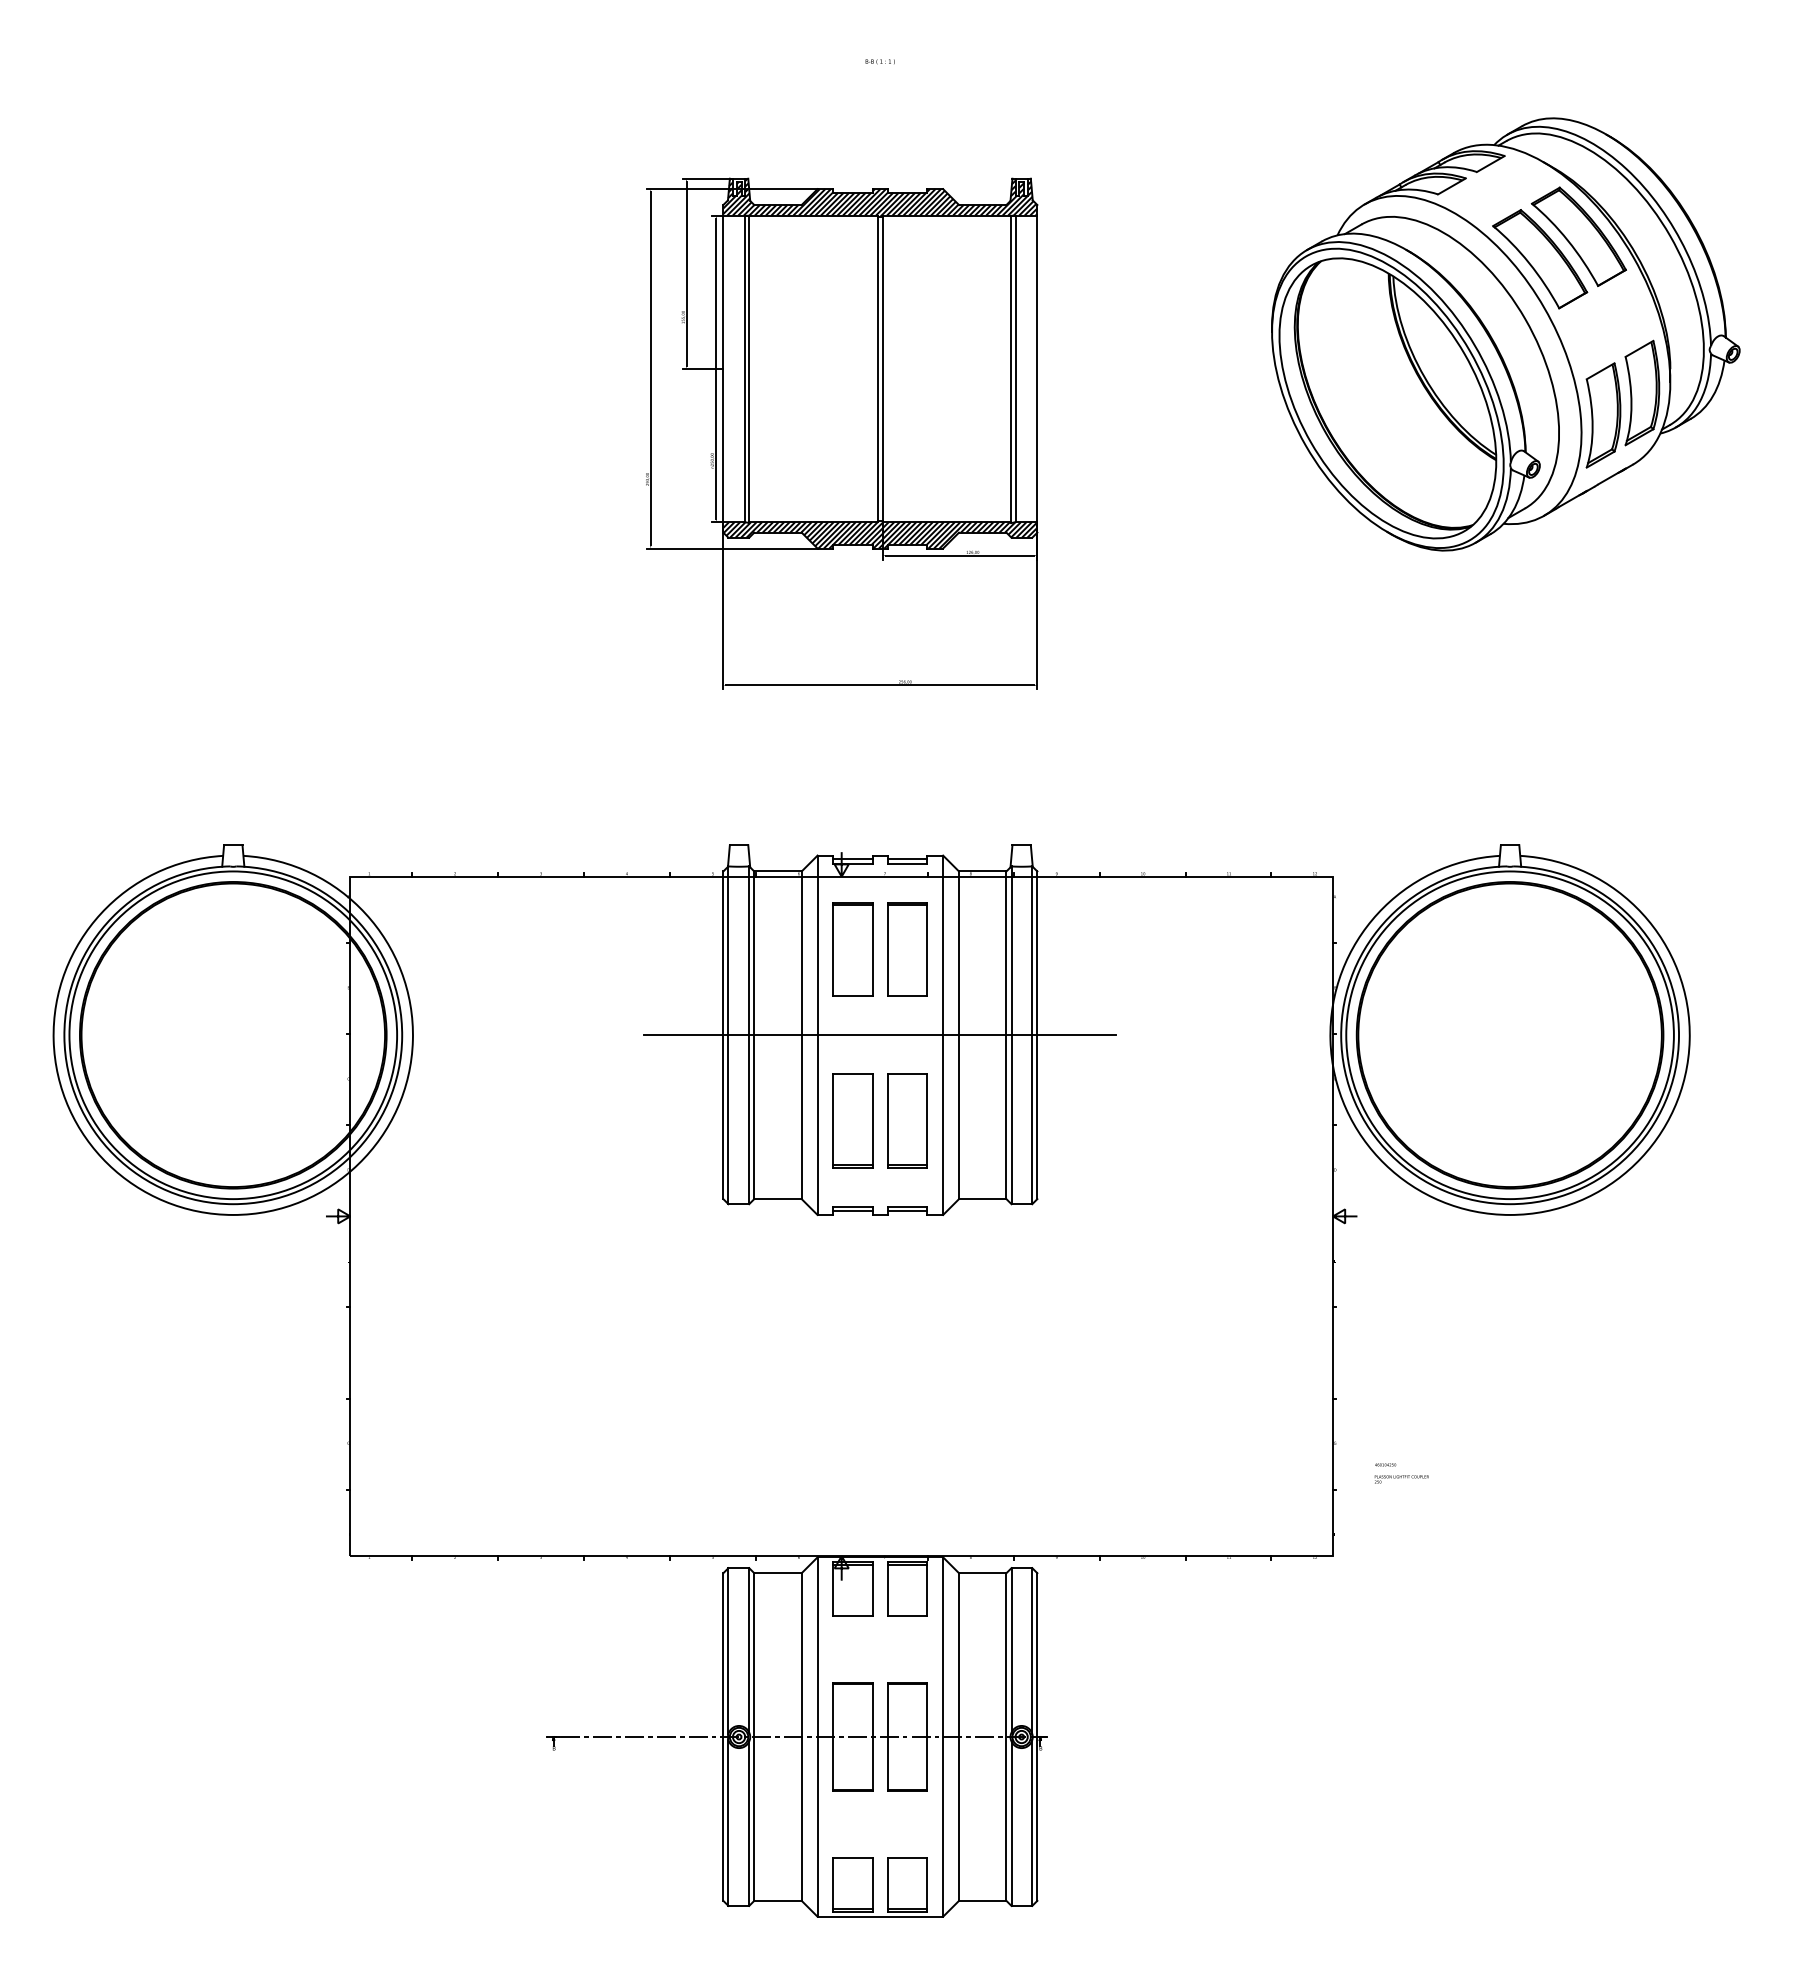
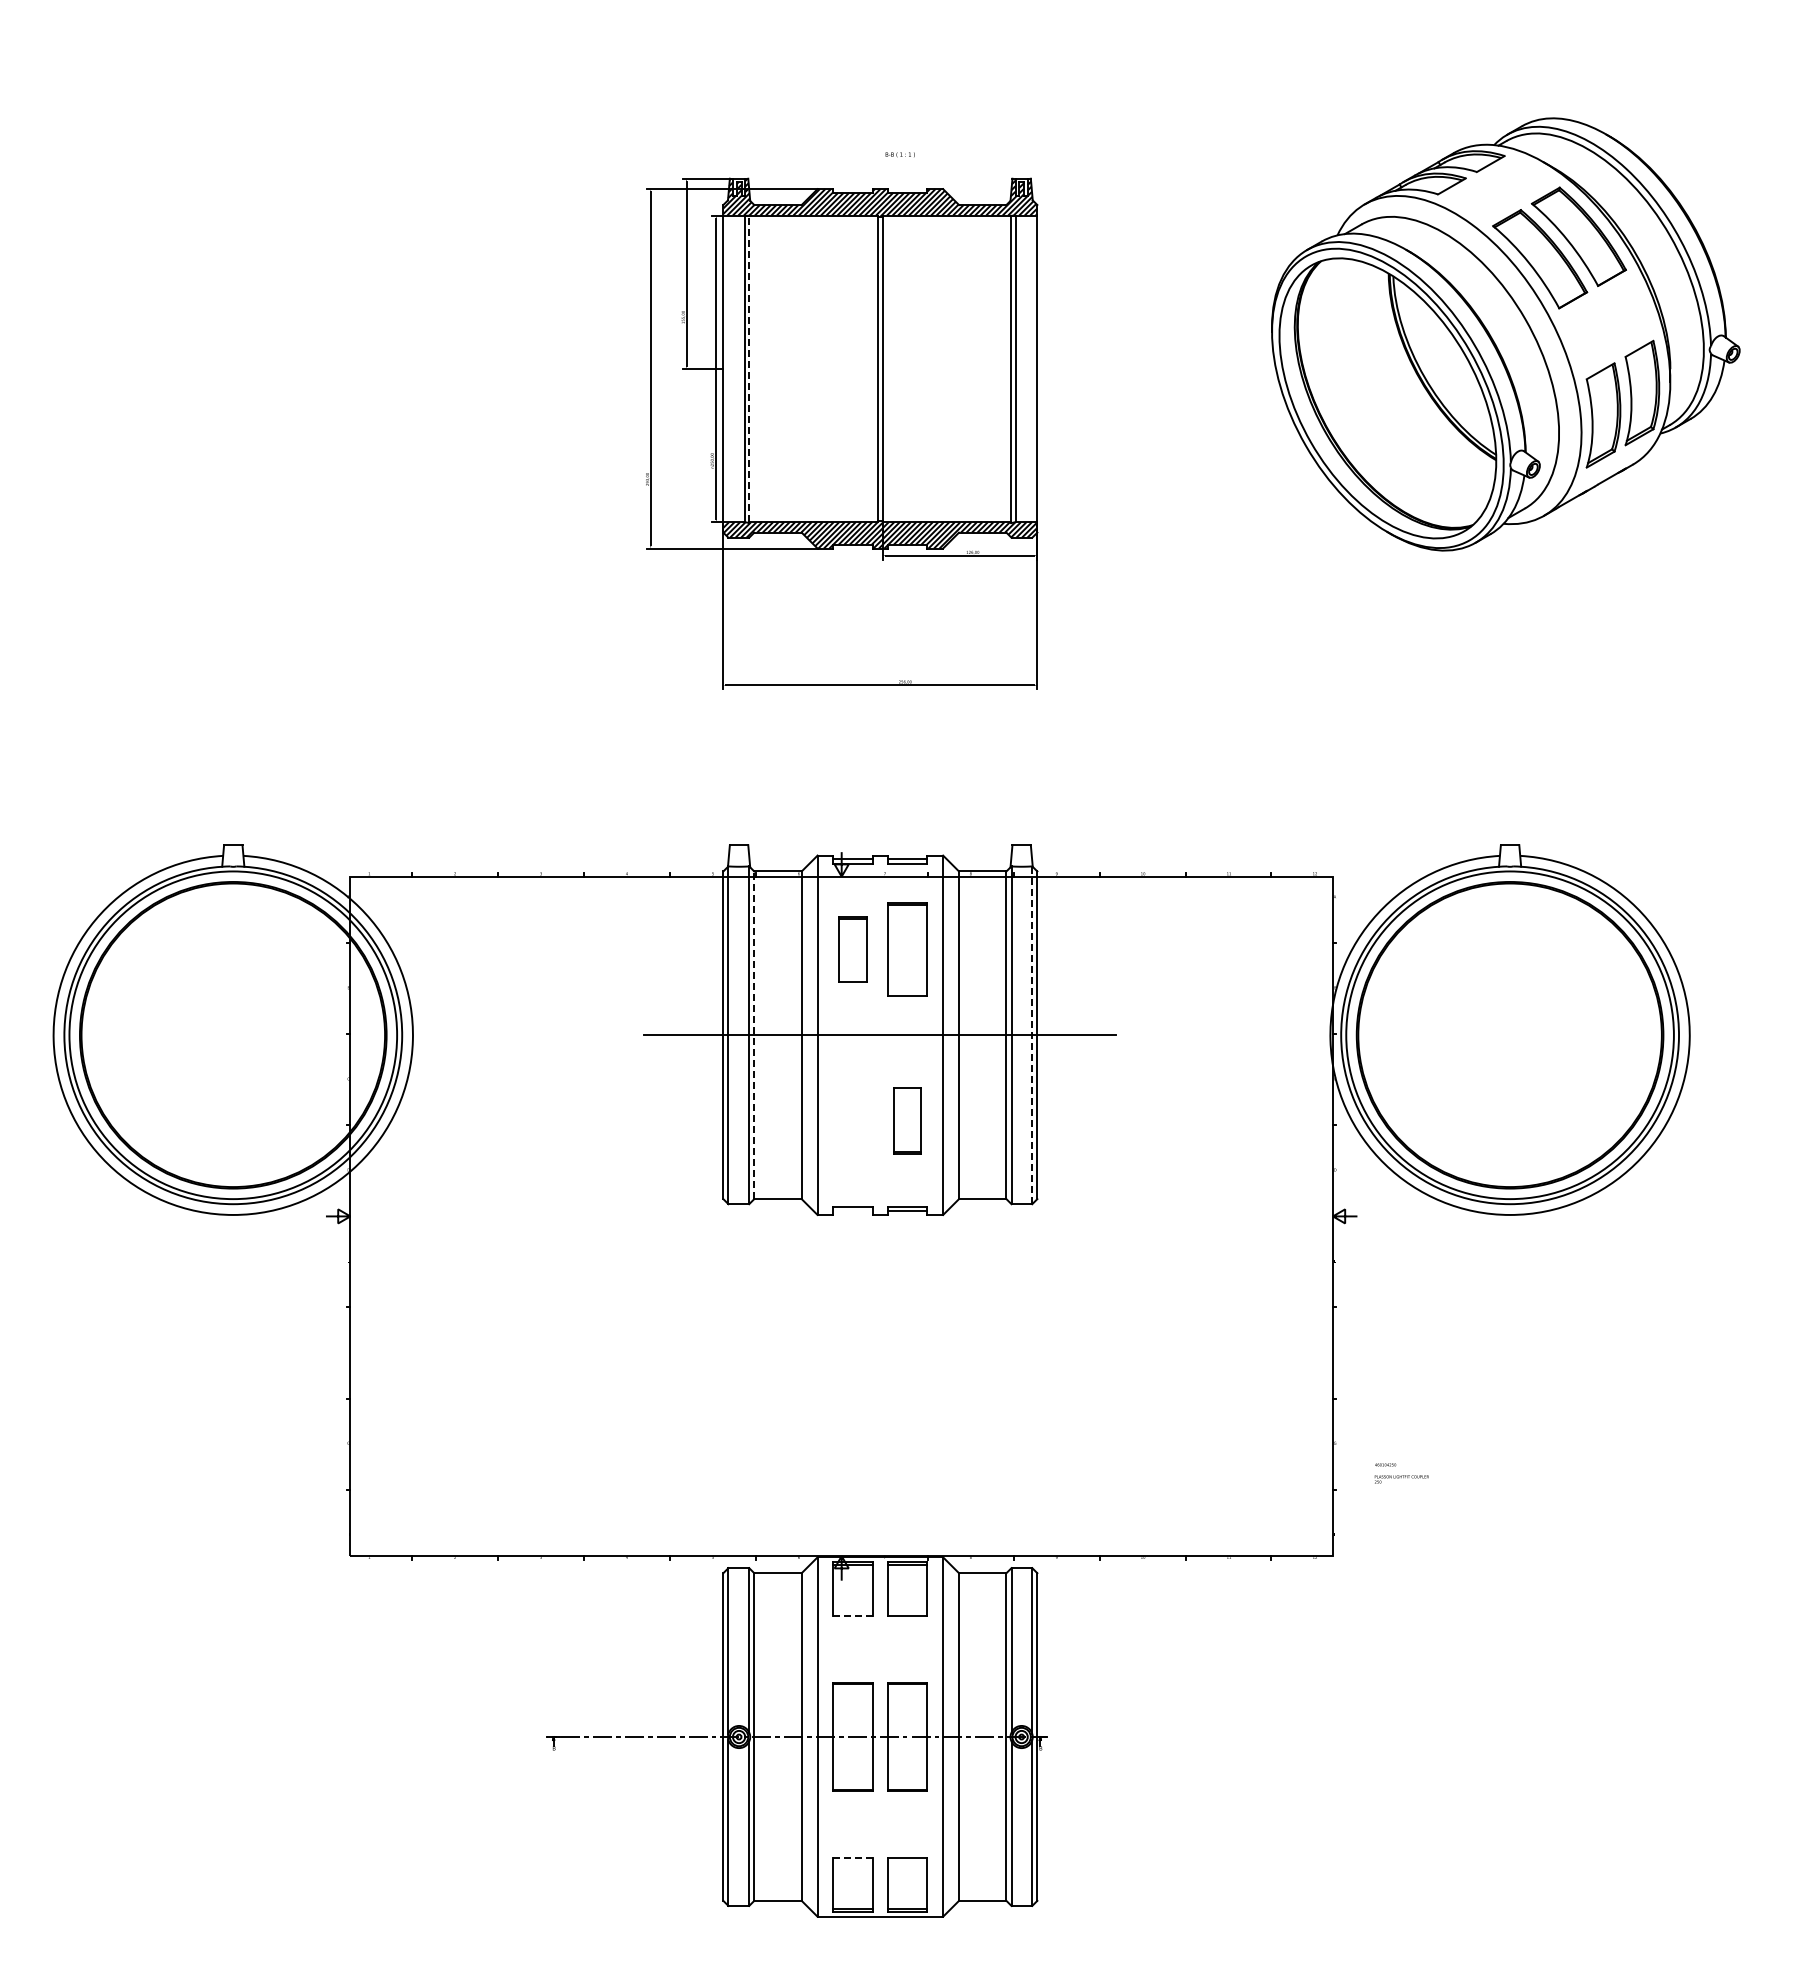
text position: (879, 61) -> (899, 154) (899, 154)
line: solid -> dashed (749, 368)
part size: 42x95 px -> 30x67 px (852, 949)
line: solid -> dashed (754, 1035)
line: solid -> dashed (1032, 1035)
part: present -> none (852, 1120)
part size: 41x96 px -> 29x68 px (907, 1120)
line: present -> none (852, 1211)
line: solid -> dashed (852, 1615)
line: solid -> dashed (852, 1858)
